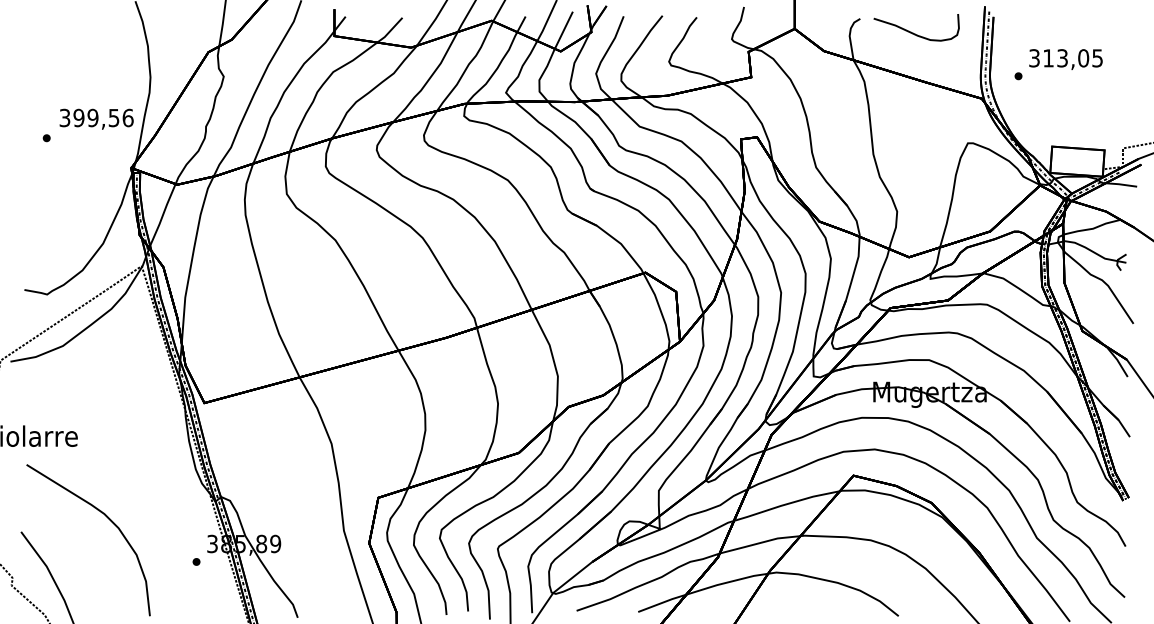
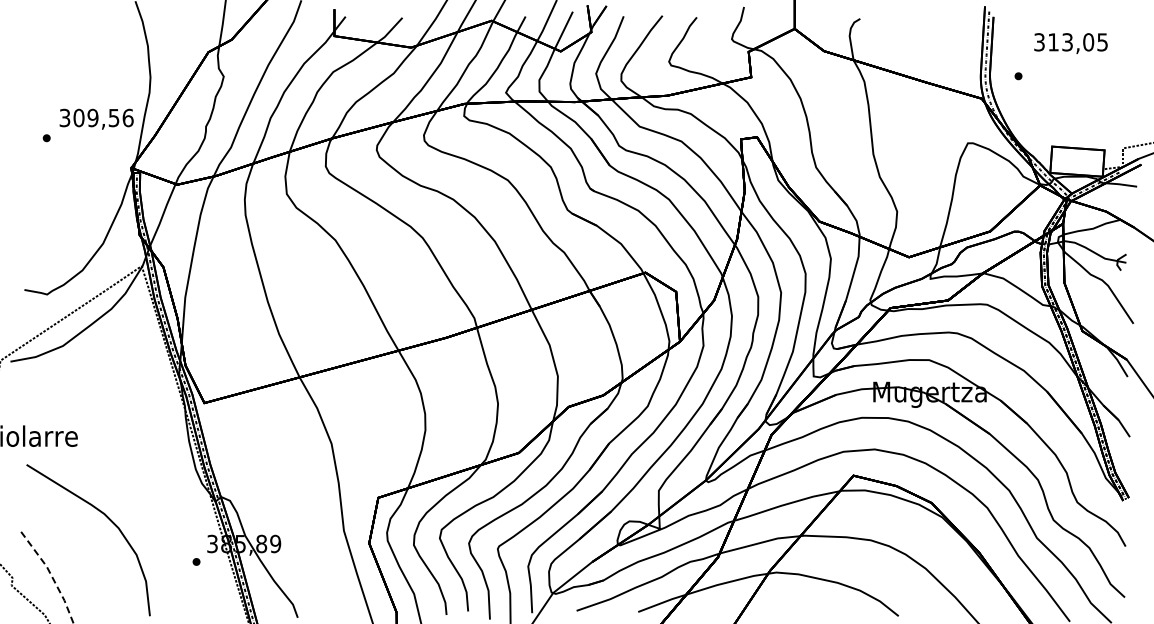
curve: present -> none (913, 32)
text position: (1065, 59) -> (1070, 43) (1070, 43)
text: 399,56 -> 309,56 (78, 118)
line: solid -> dashed (51, 575)
